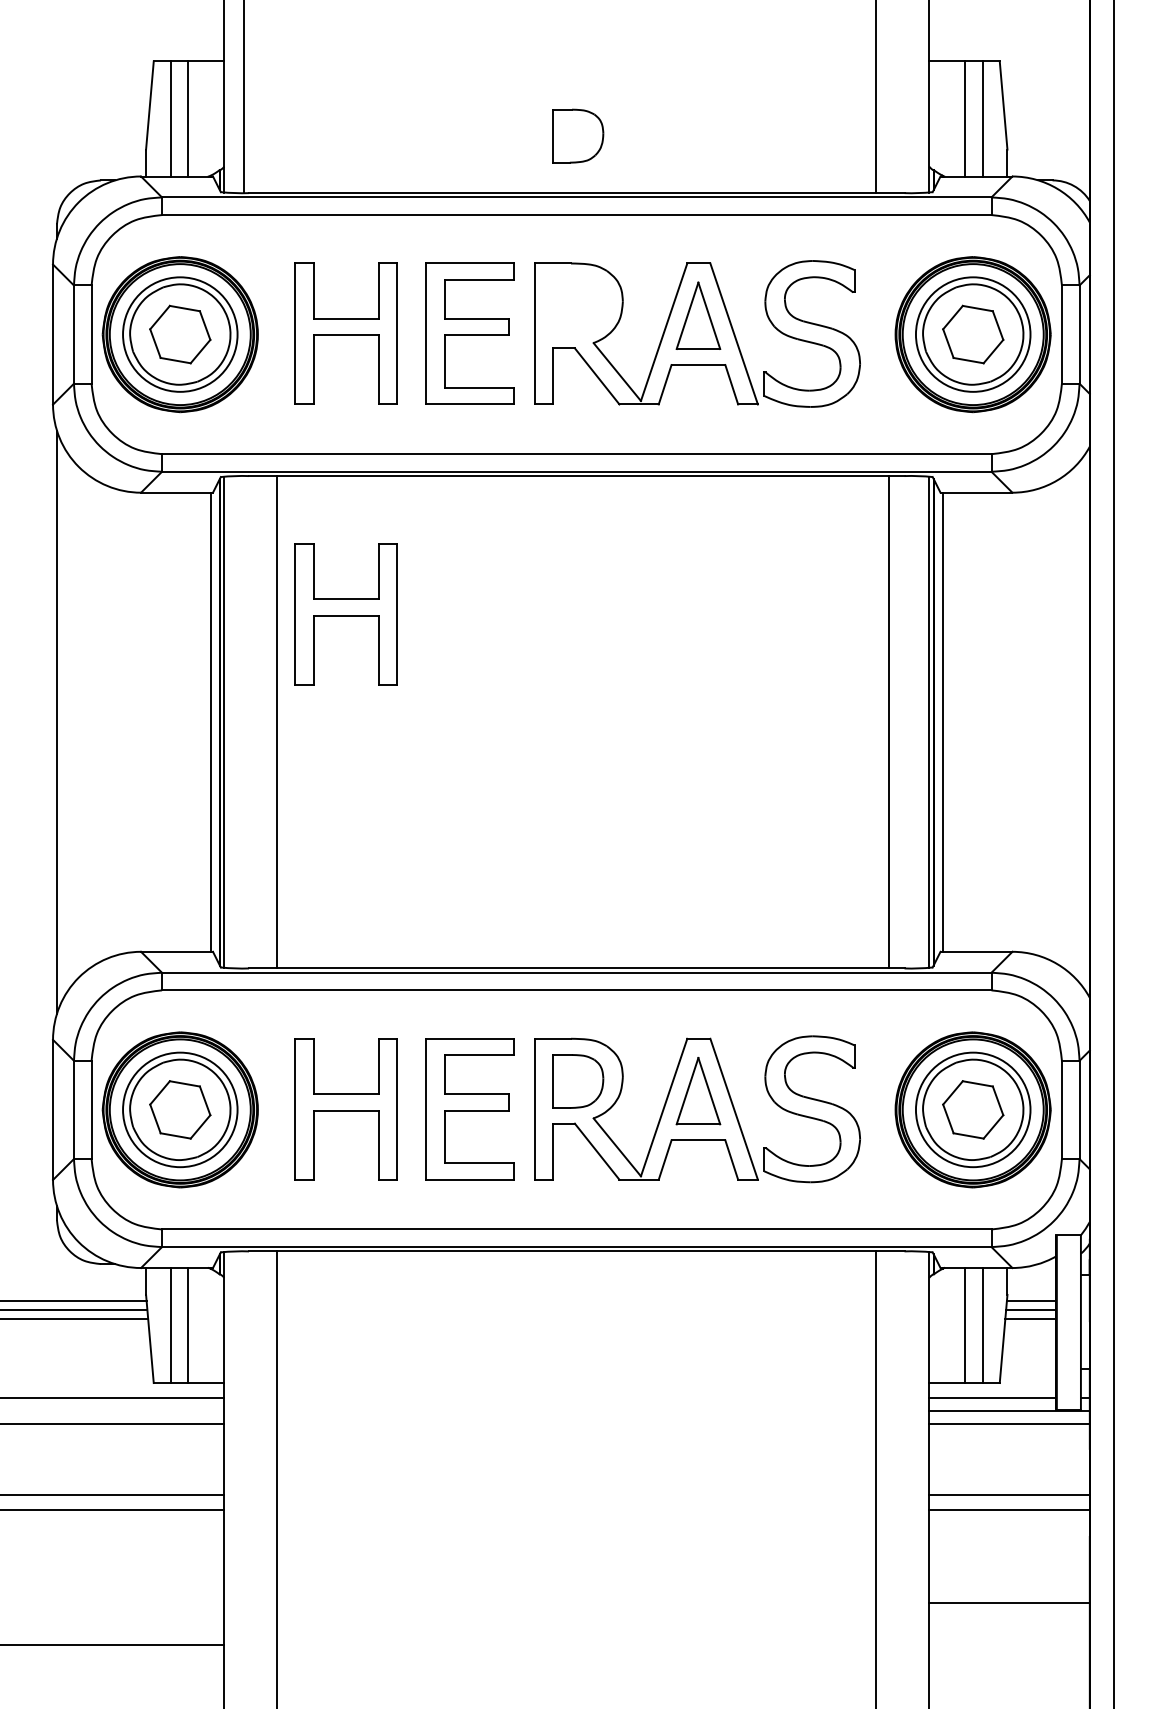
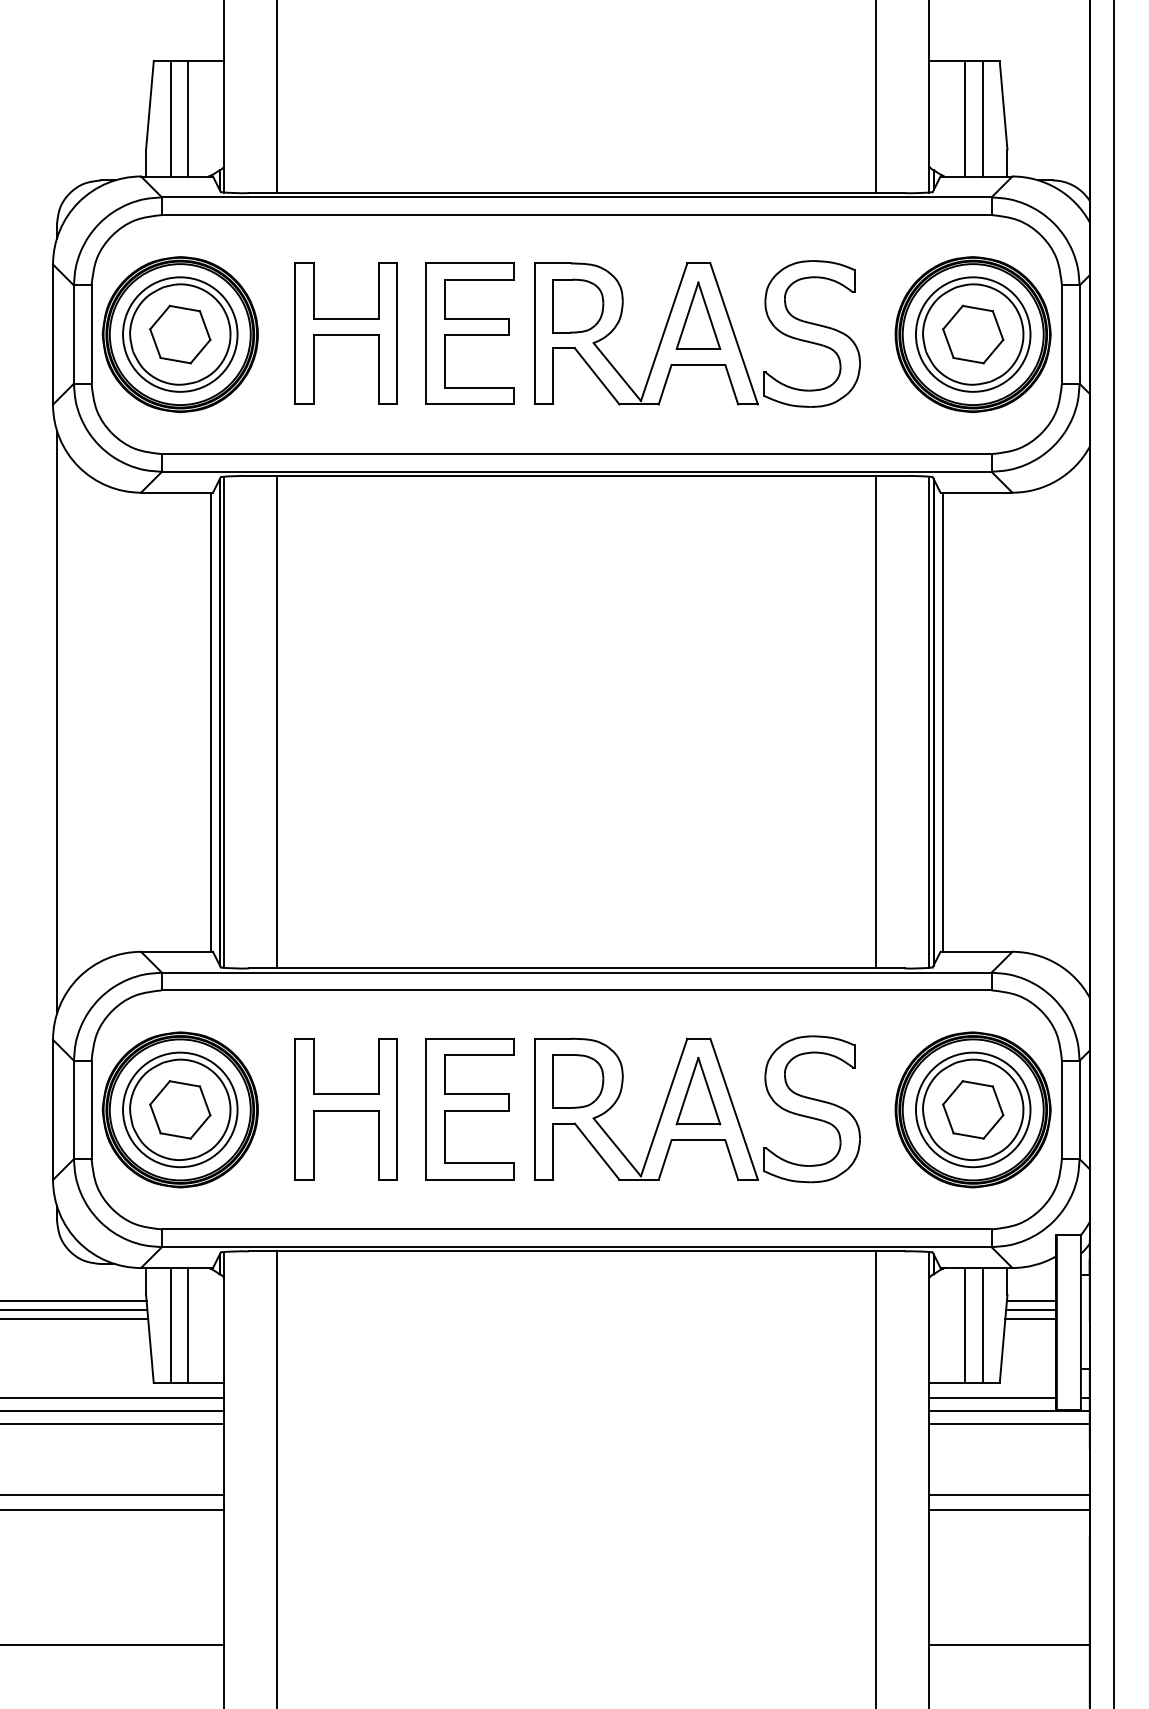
line position: (244, 97) -> (277, 97) (277, 97)
part position: (578, 135) -> (578, 305) (578, 305)
part: present -> none (345, 614)
line position: (889, 722) -> (876, 722) (876, 722)
line: none -> present (113, 1411)
line position: (1009, 1602) -> (1009, 1644) (1009, 1644)
